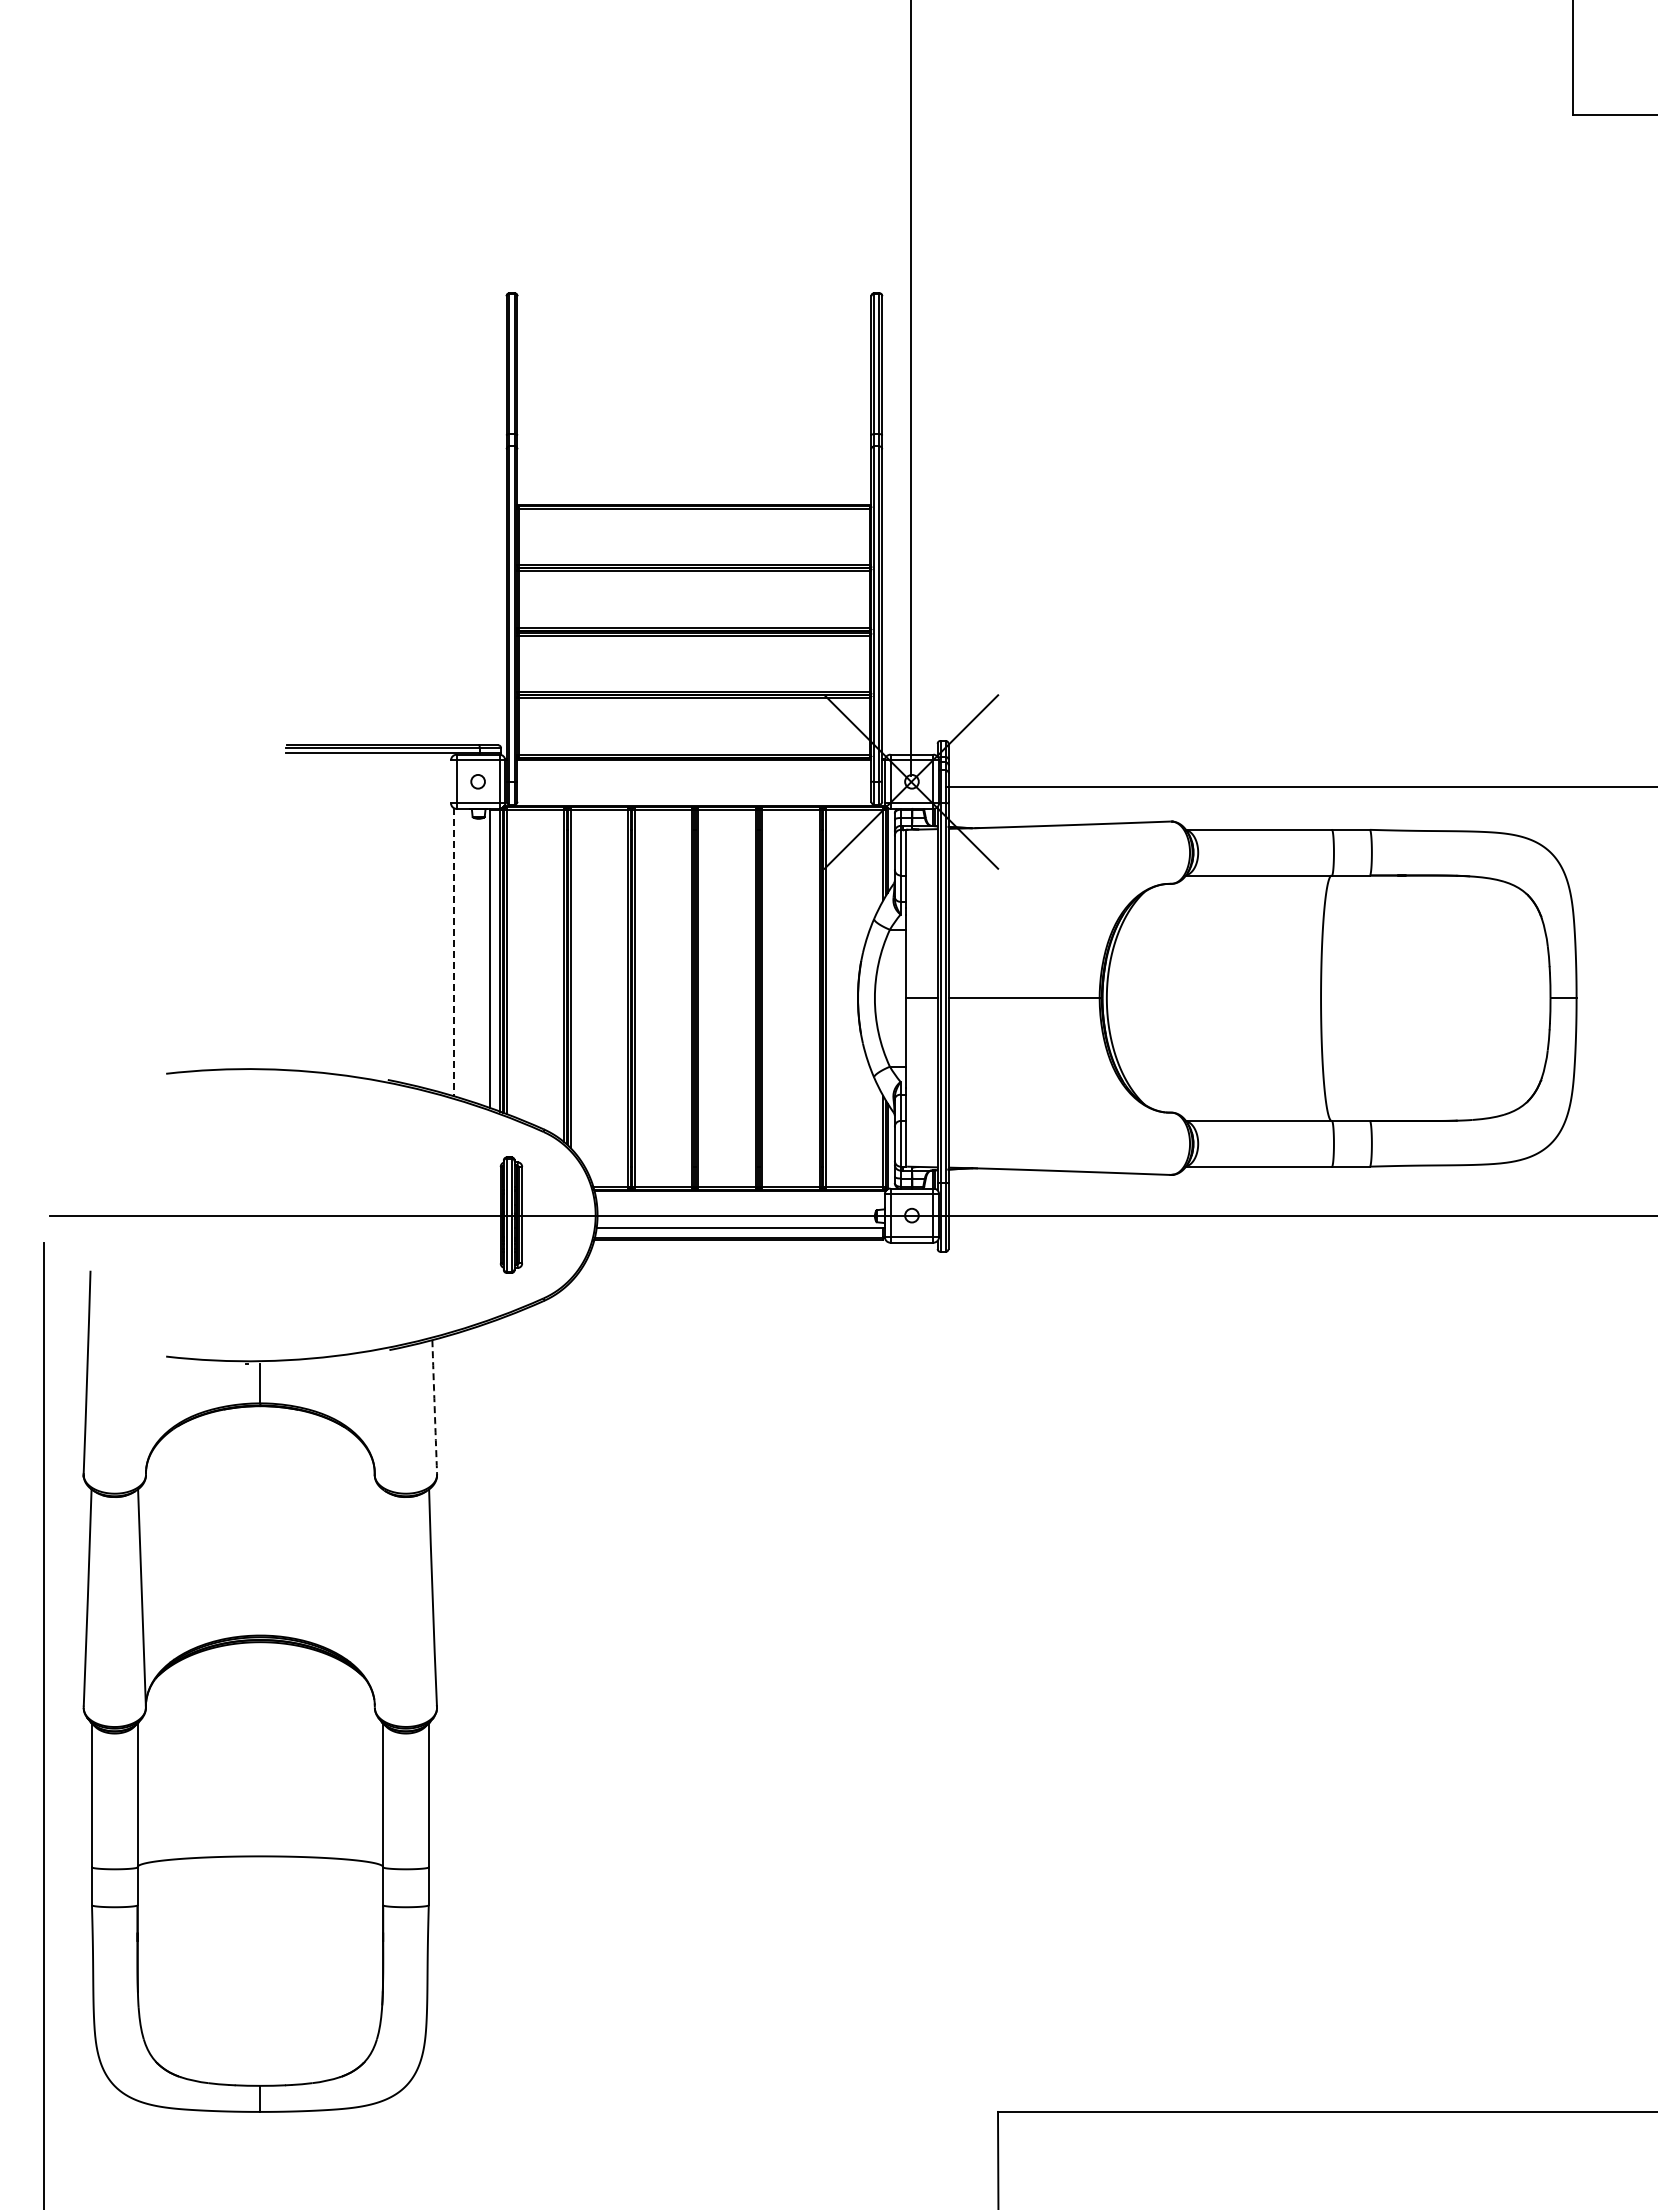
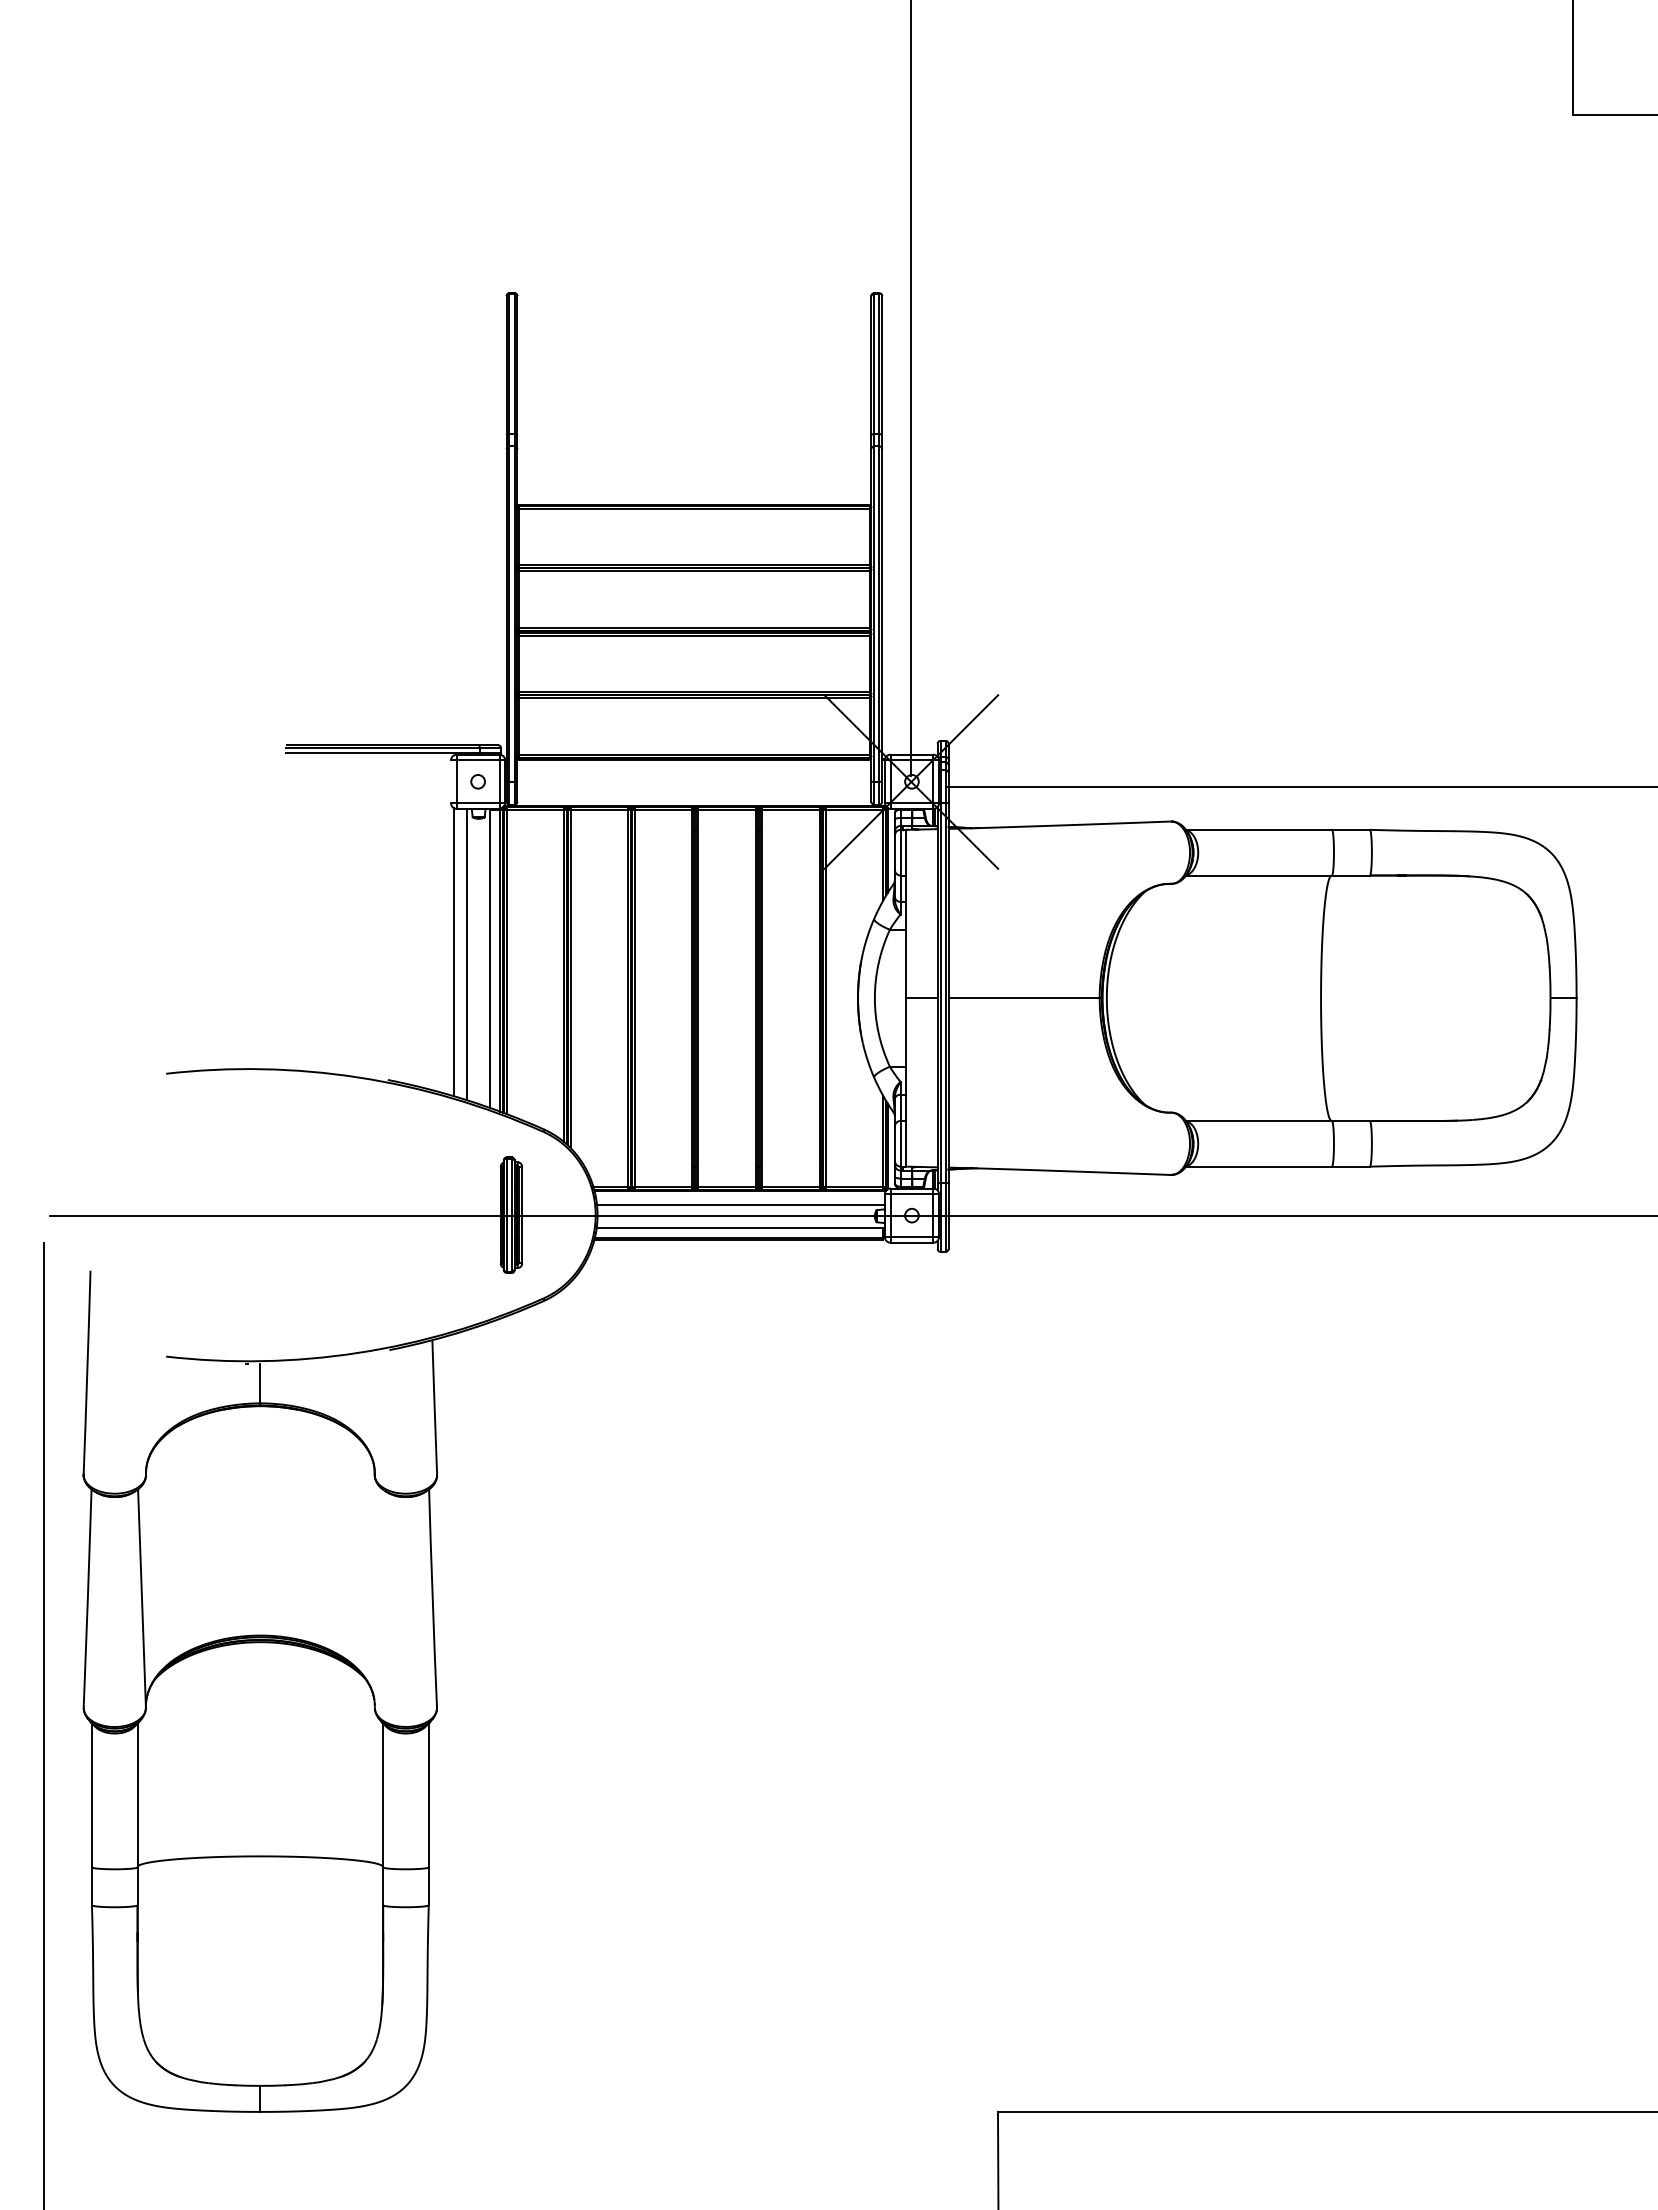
line: dashed -> solid (453, 952)
line: none -> present (467, 954)
line: none -> present (740, 1204)
arc: dashed -> solid (434, 1407)
